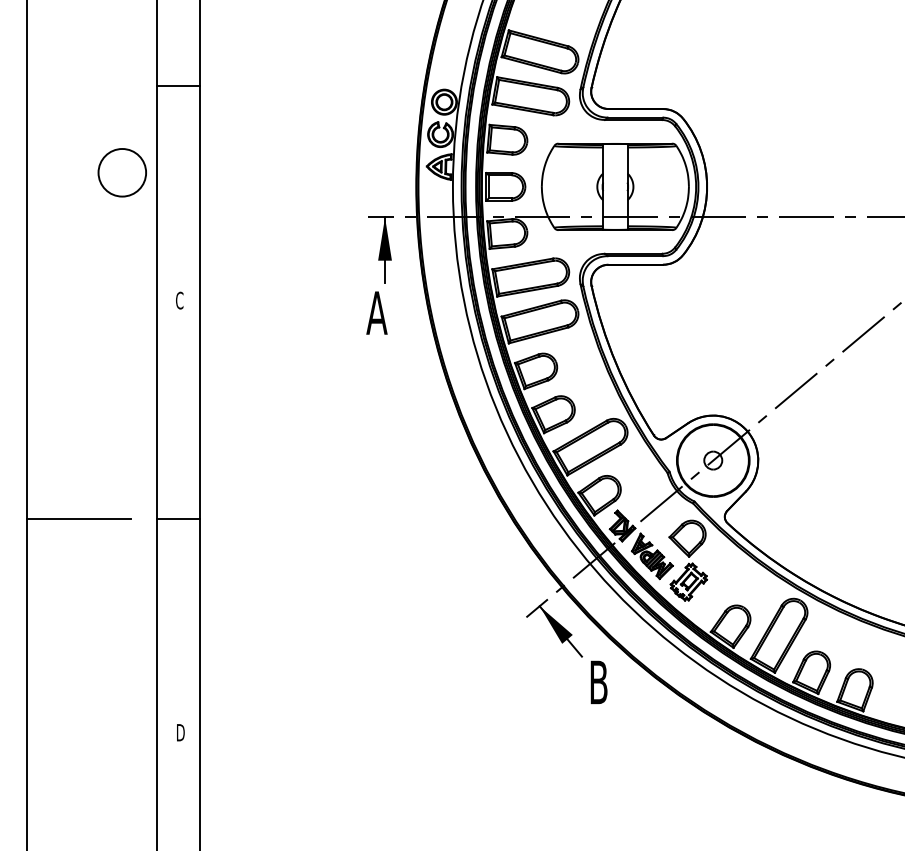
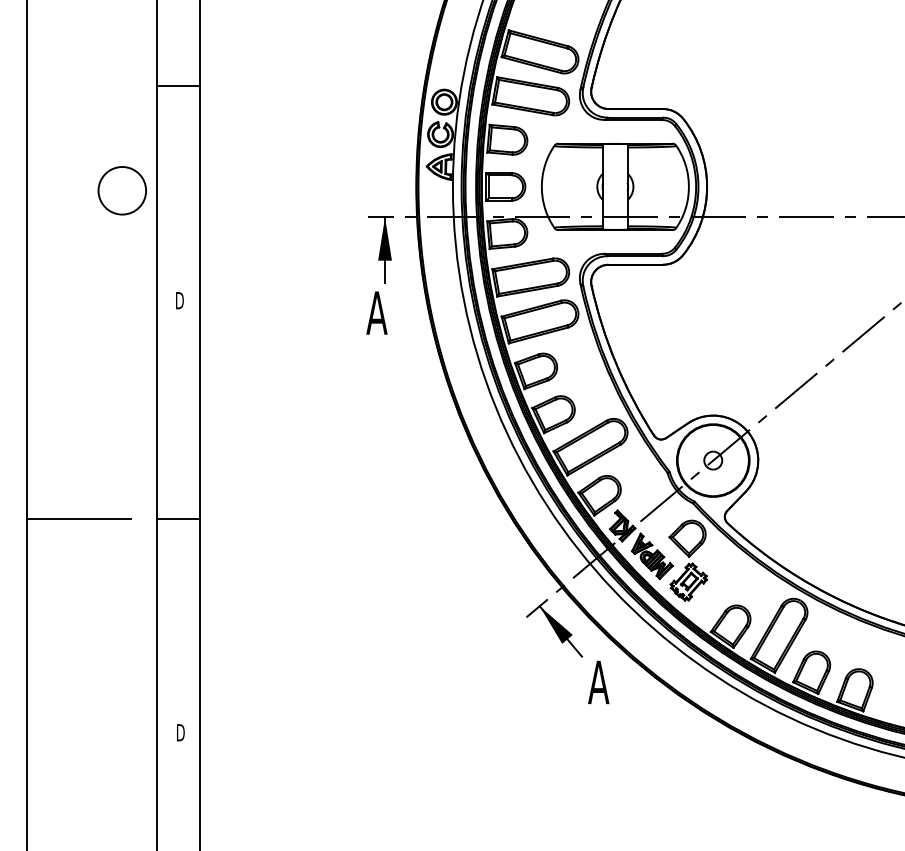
circle position: (121, 172) -> (121, 190) (121, 190)
text: C -> D (179, 300)
text: B -> A (598, 682)
